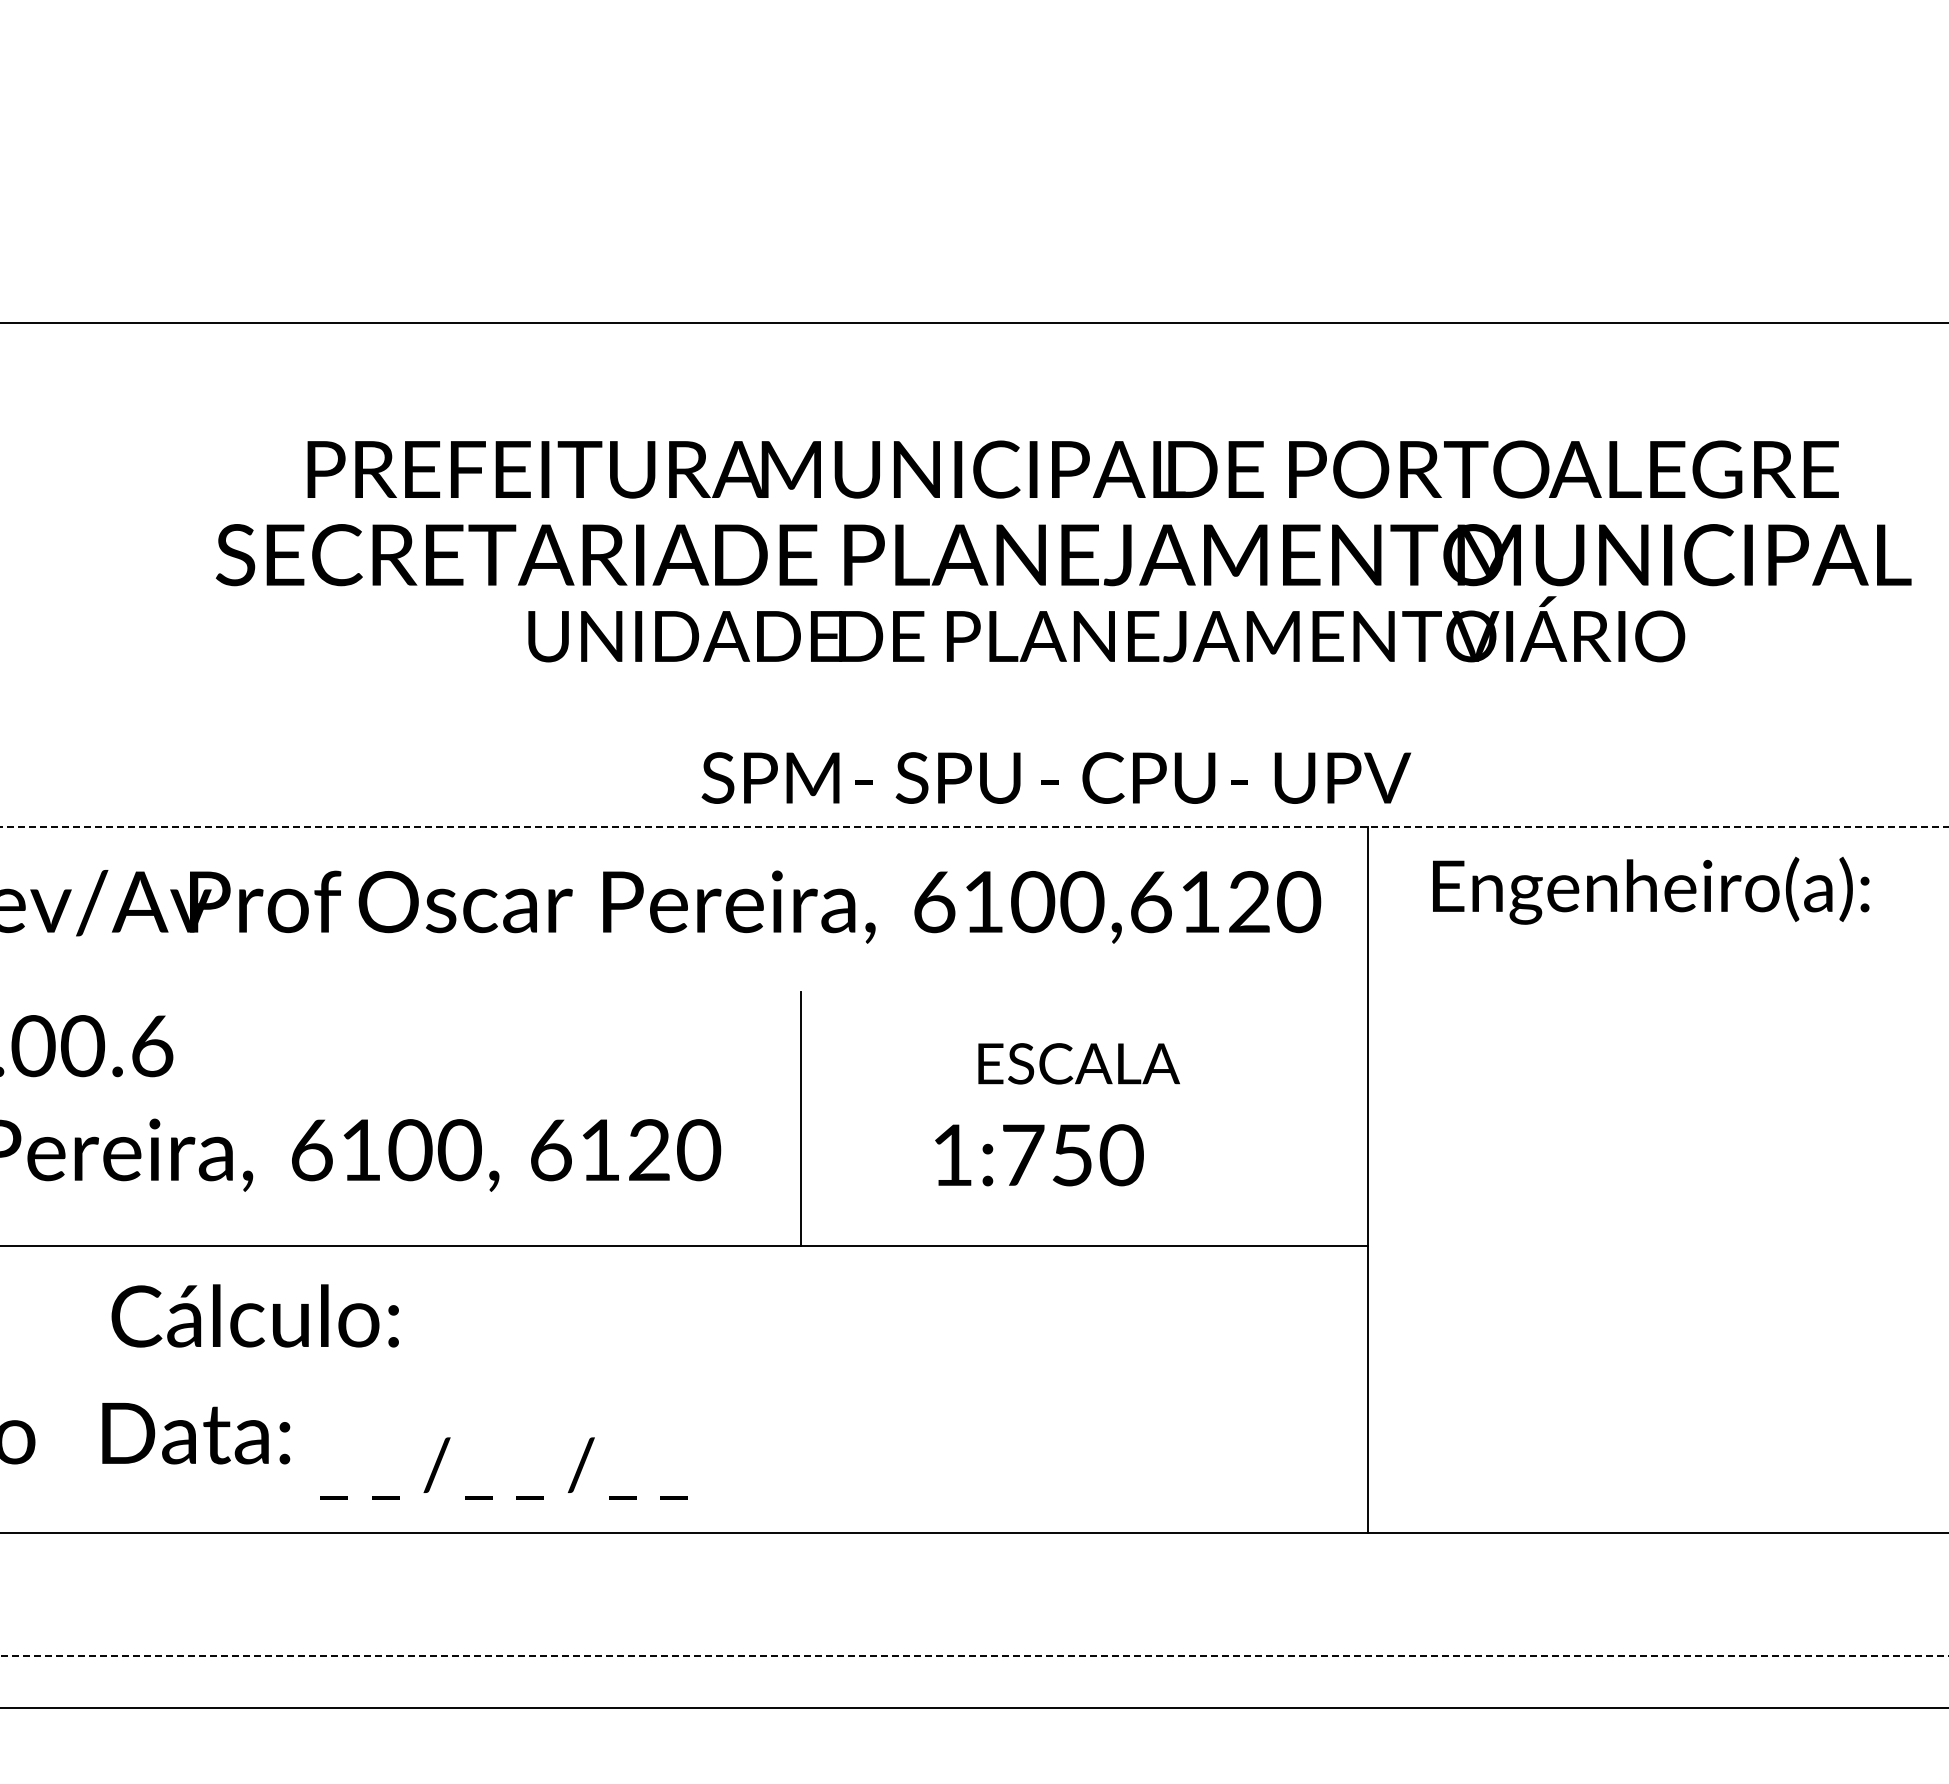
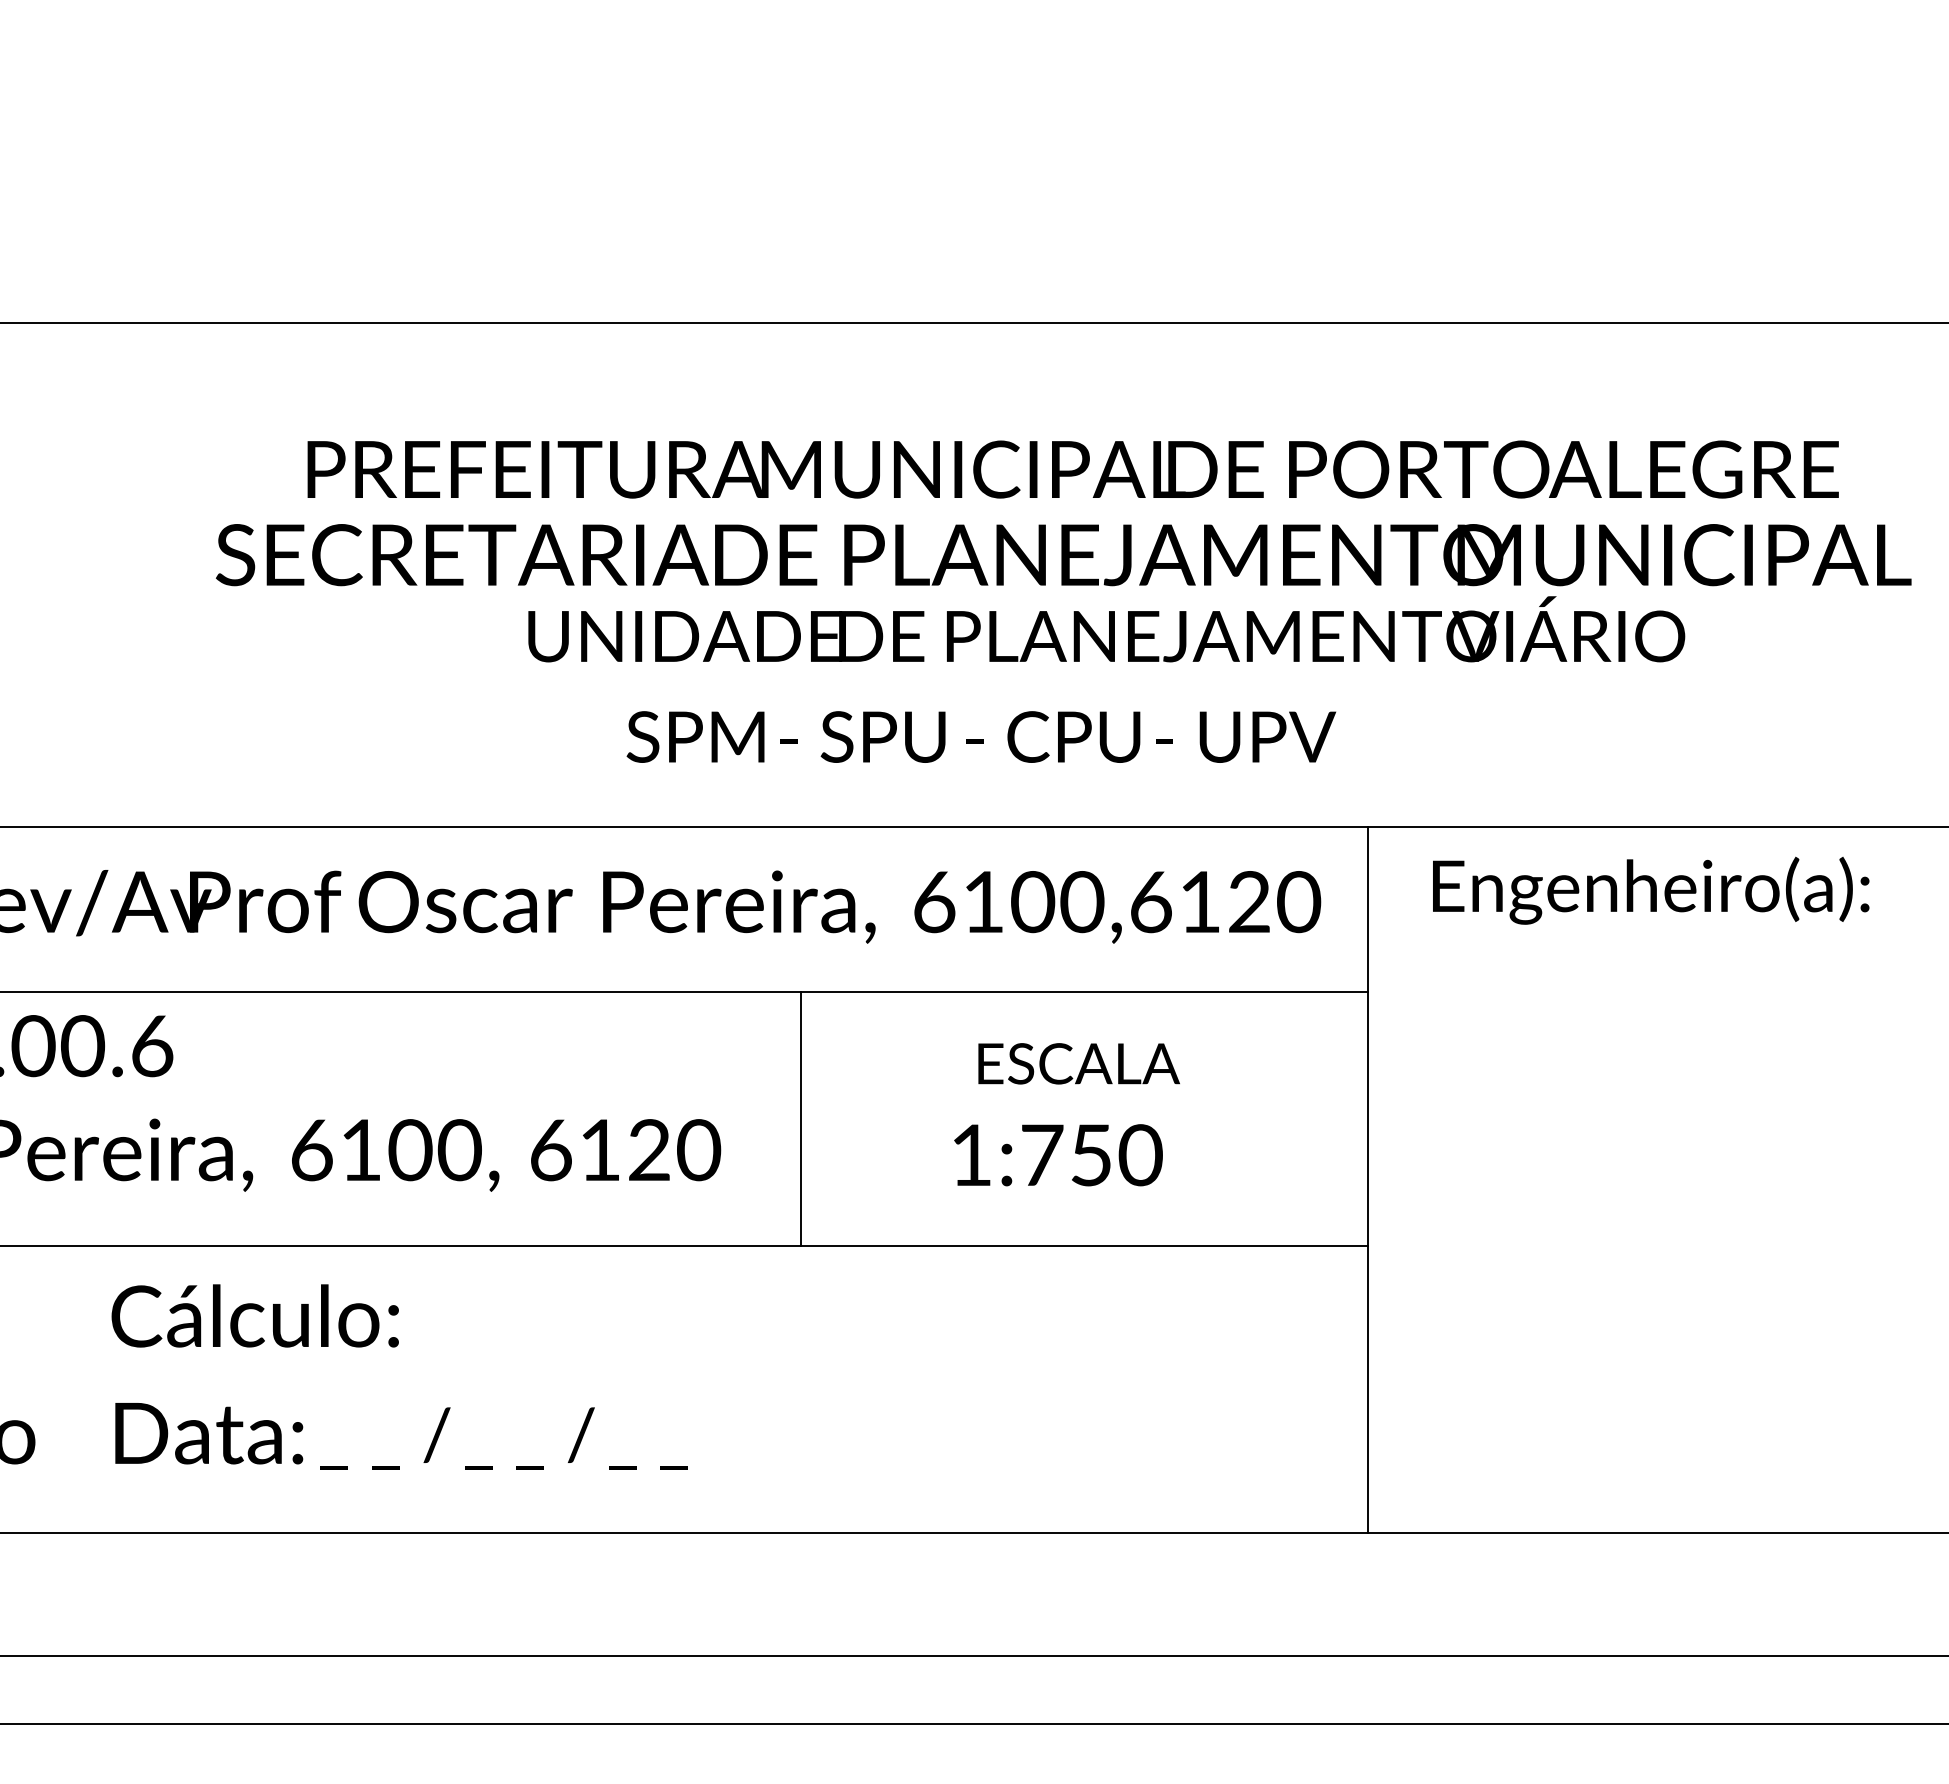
text position: (1055, 777) -> (980, 736) (980, 736)
line: dashed -> solid (974, 826)
line: none -> present (685, 992)
text position: (1039, 1155) -> (1058, 1155) (1058, 1155)
text position: (196, 1433) -> (209, 1433) (209, 1433)
text position: (503, 1468) -> (503, 1438) (503, 1438)
line: dashed -> solid (974, 1656)
line position: (973, 1708) -> (973, 1724) (973, 1724)
